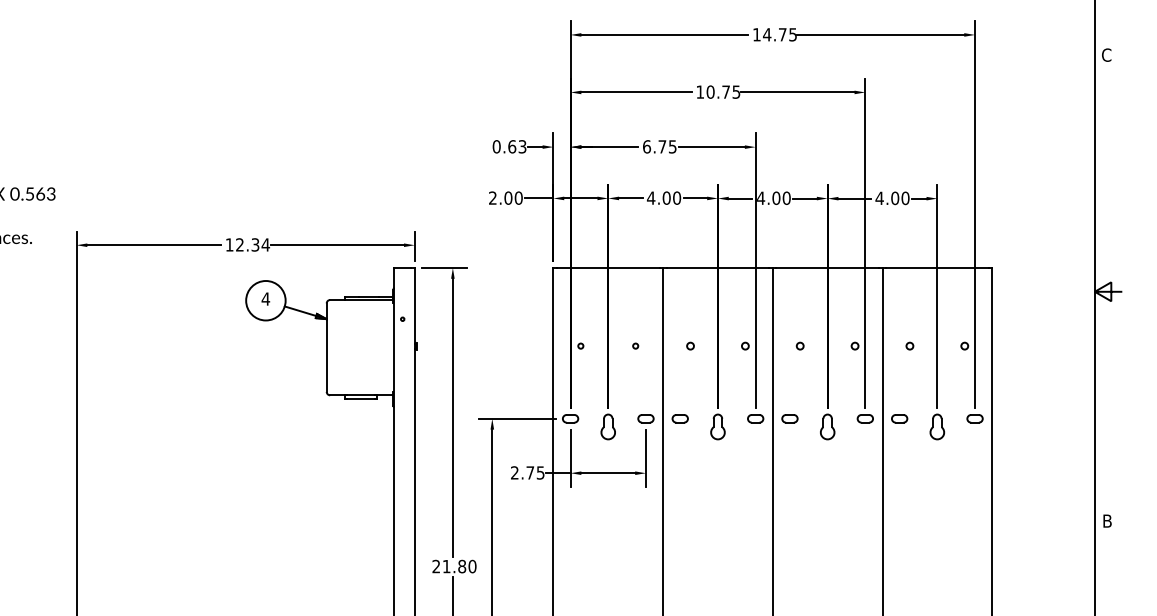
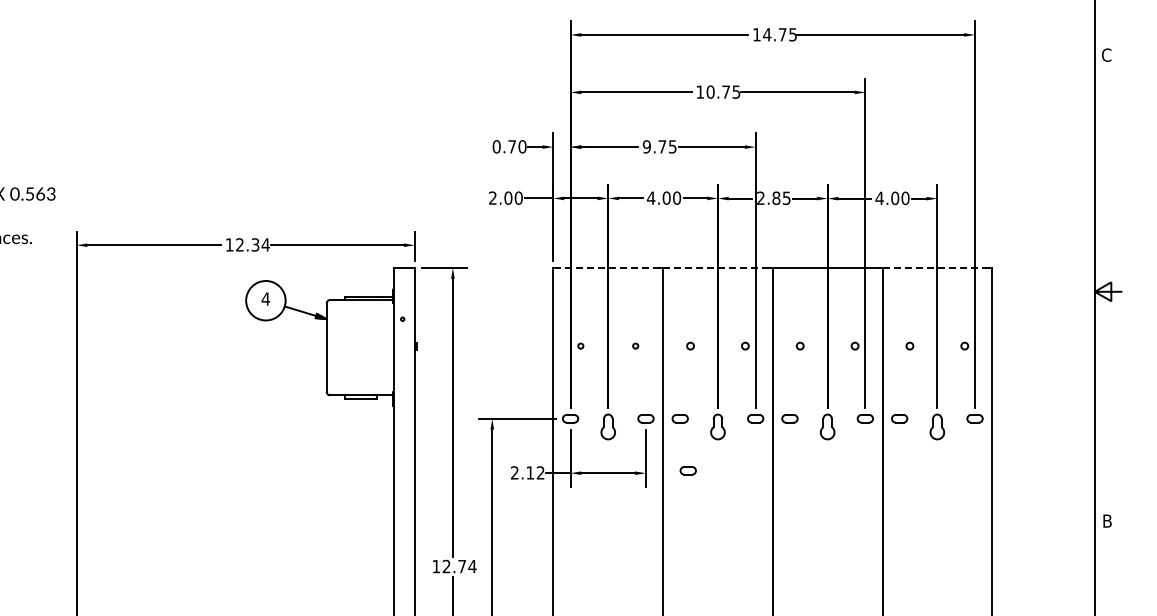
text: 0.63 -> 0.70 (517, 146)
text: 6.75 -> 9.75 (646, 146)
text: 4.00 -> 2.85 (773, 198)
line: solid -> dashed (607, 268)
line: solid -> dashed (717, 268)
line: solid -> dashed (936, 268)
part: none -> present (687, 470)
text: 2.75 -> 2.12 (535, 472)
text: 21.80 -> 12.74 (454, 566)
